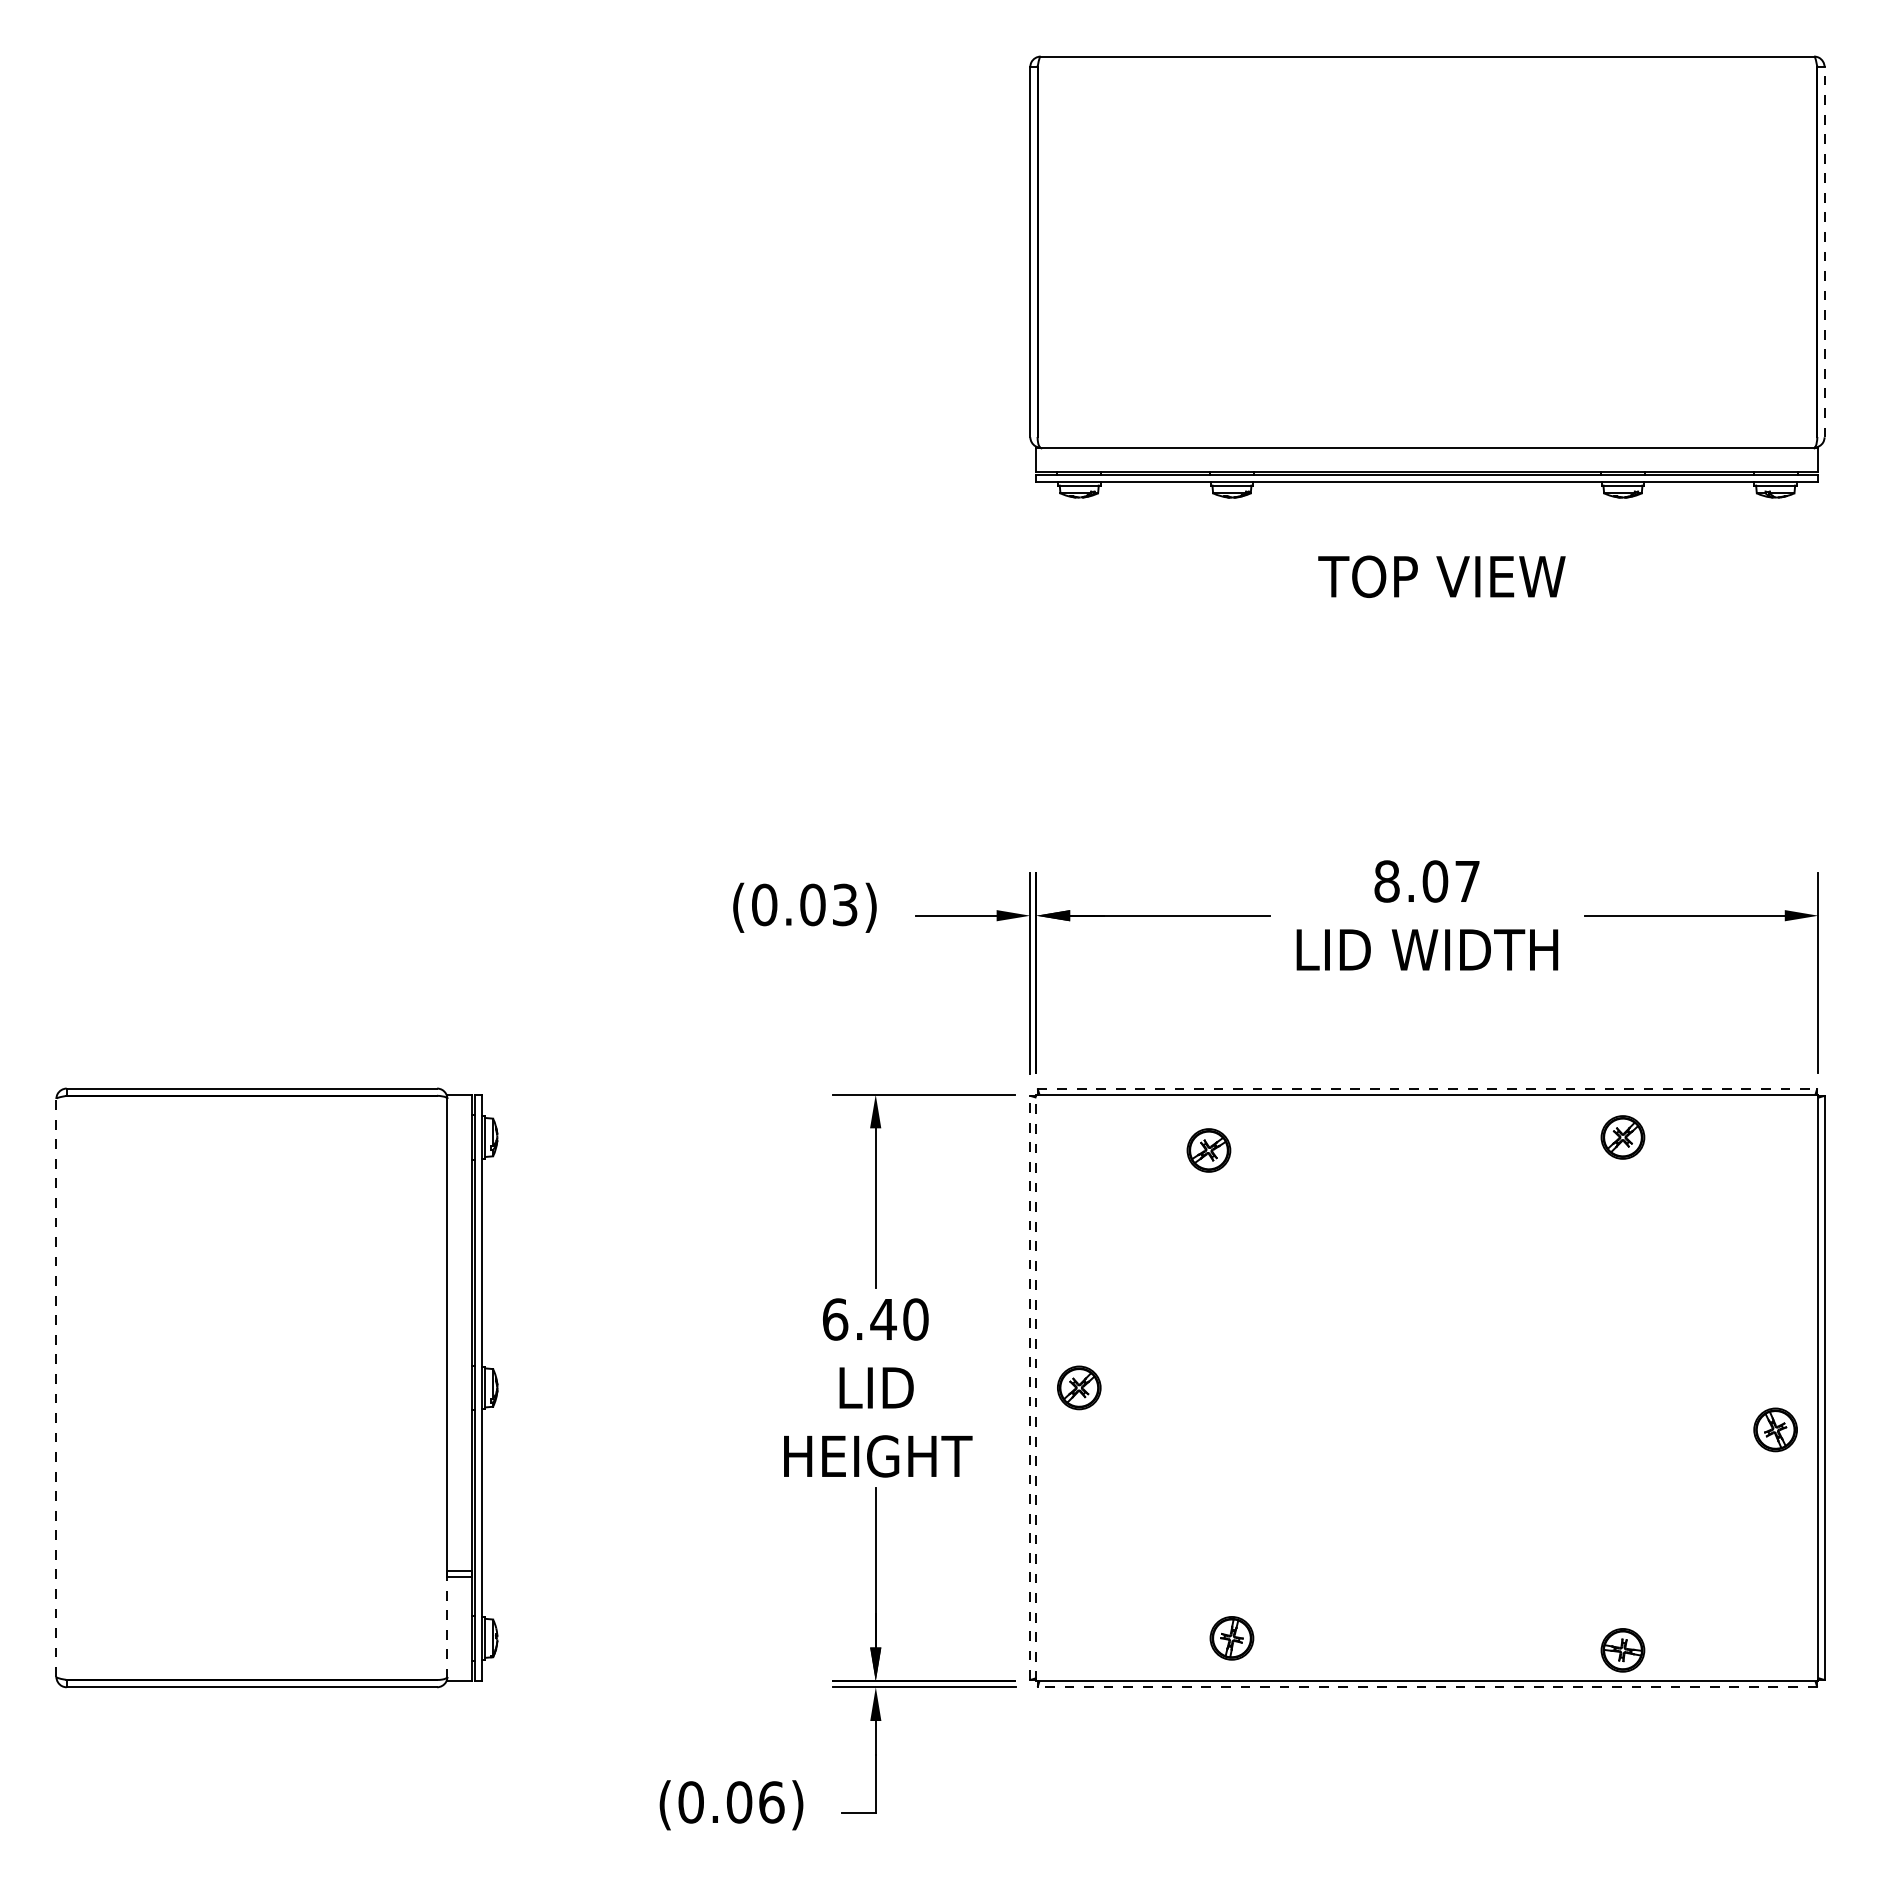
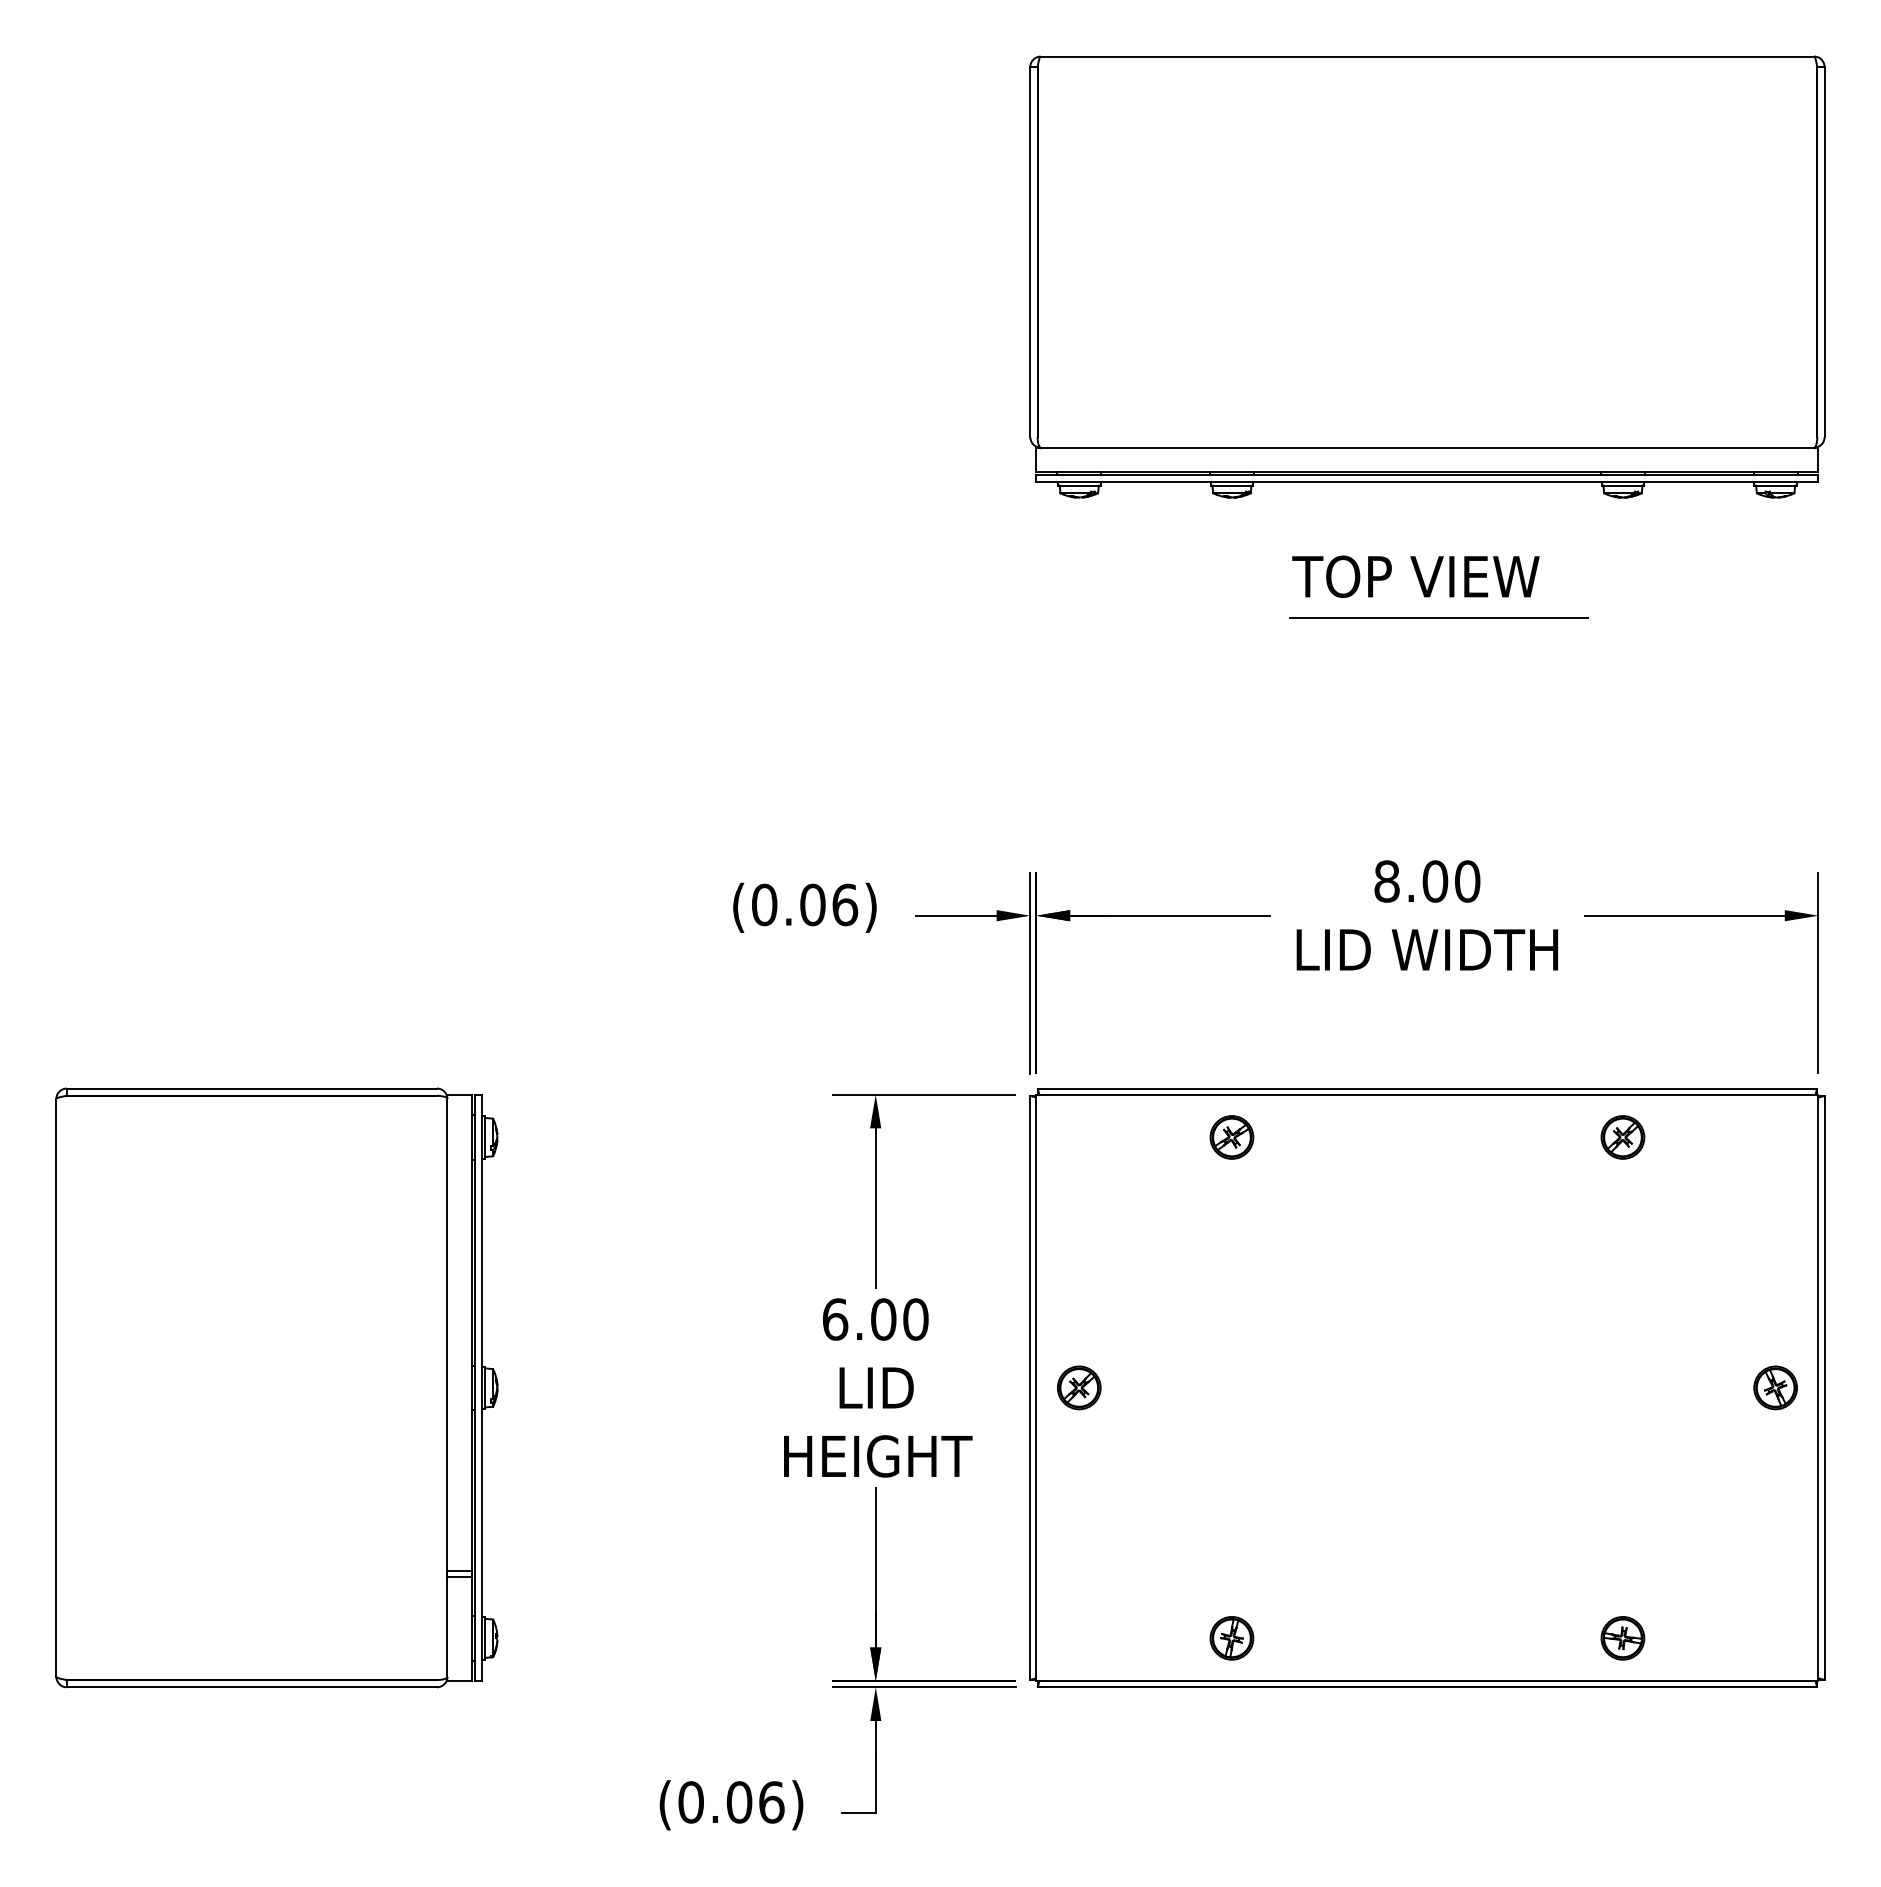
line: dashed -> solid (1824, 251)
text position: (1441, 576) -> (1415, 576) (1415, 576)
line: none -> present (1438, 617)
text: 8.07 -> 8.00 (1467, 881)
text: (0.03) -> (0.06) (845, 904)
line: dashed -> solid (1427, 1088)
part position: (1208, 1150) -> (1231, 1137) (1231, 1137)
text: 6.40 -> 6.00 (883, 1319)
line: dashed -> solid (56, 1387)
line: dashed -> solid (1030, 1387)
line: dashed -> solid (1036, 1387)
part position: (1775, 1429) -> (1775, 1387) (1775, 1387)
line: dashed -> solid (447, 1626)
part position: (1622, 1650) -> (1622, 1638) (1622, 1638)
line: dashed -> solid (1427, 1687)
